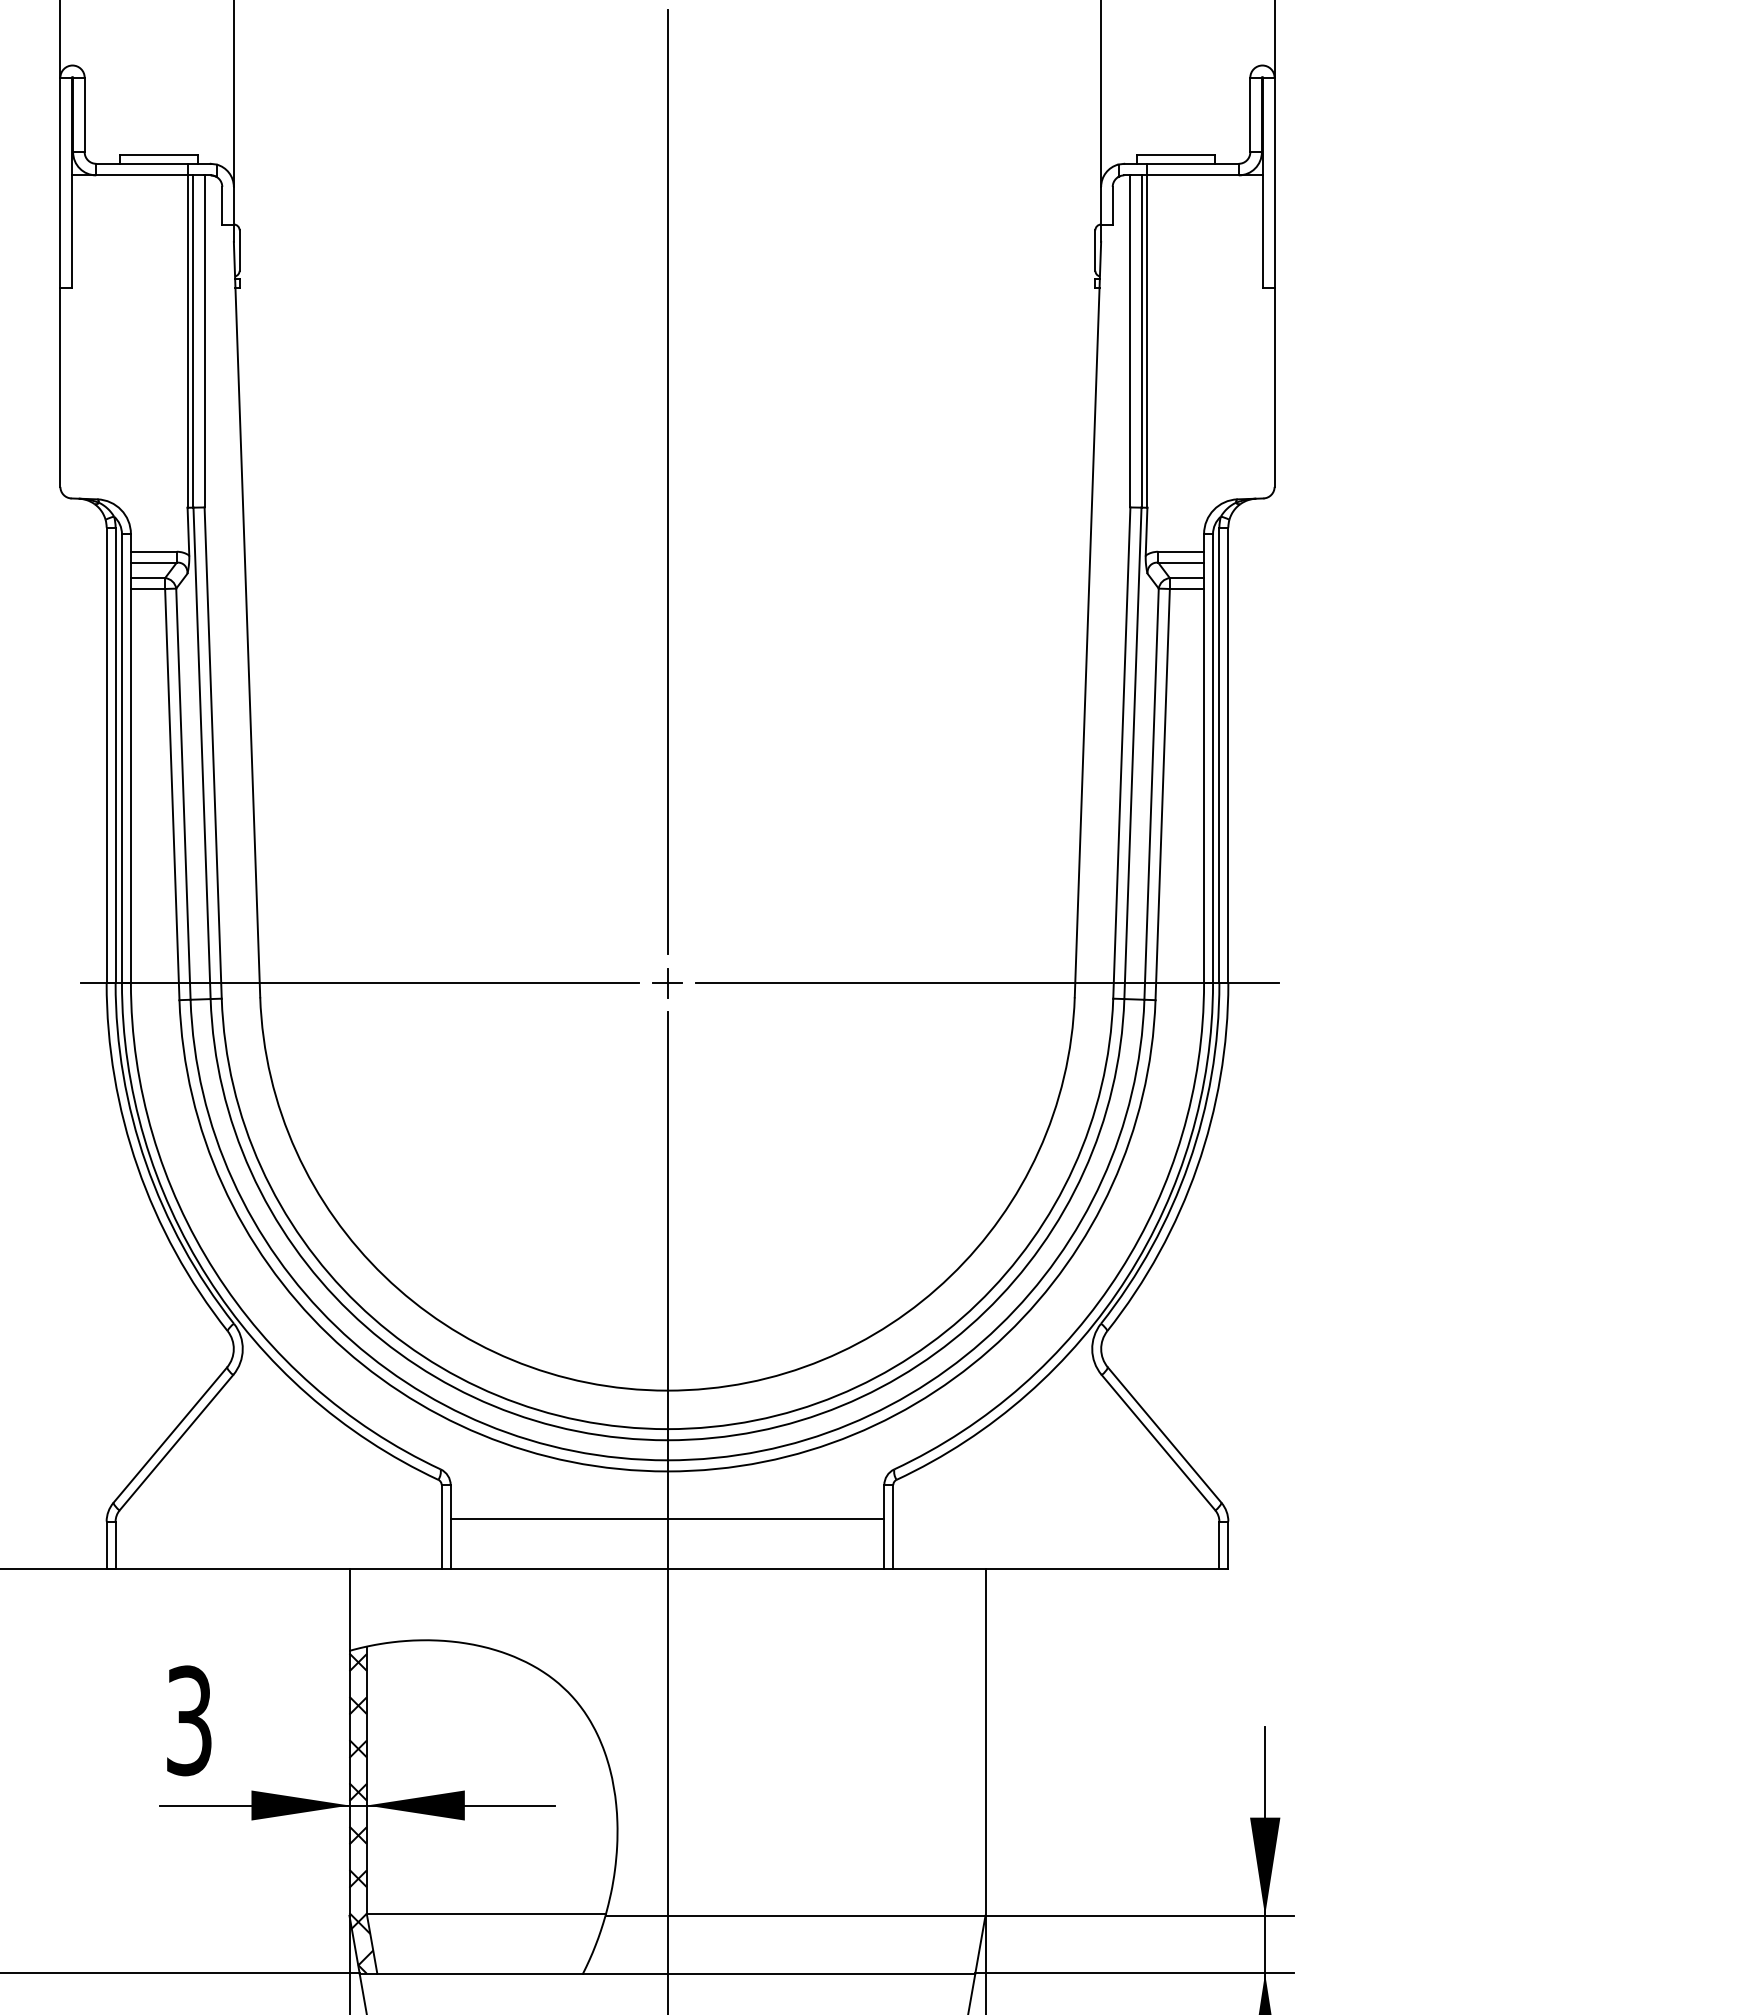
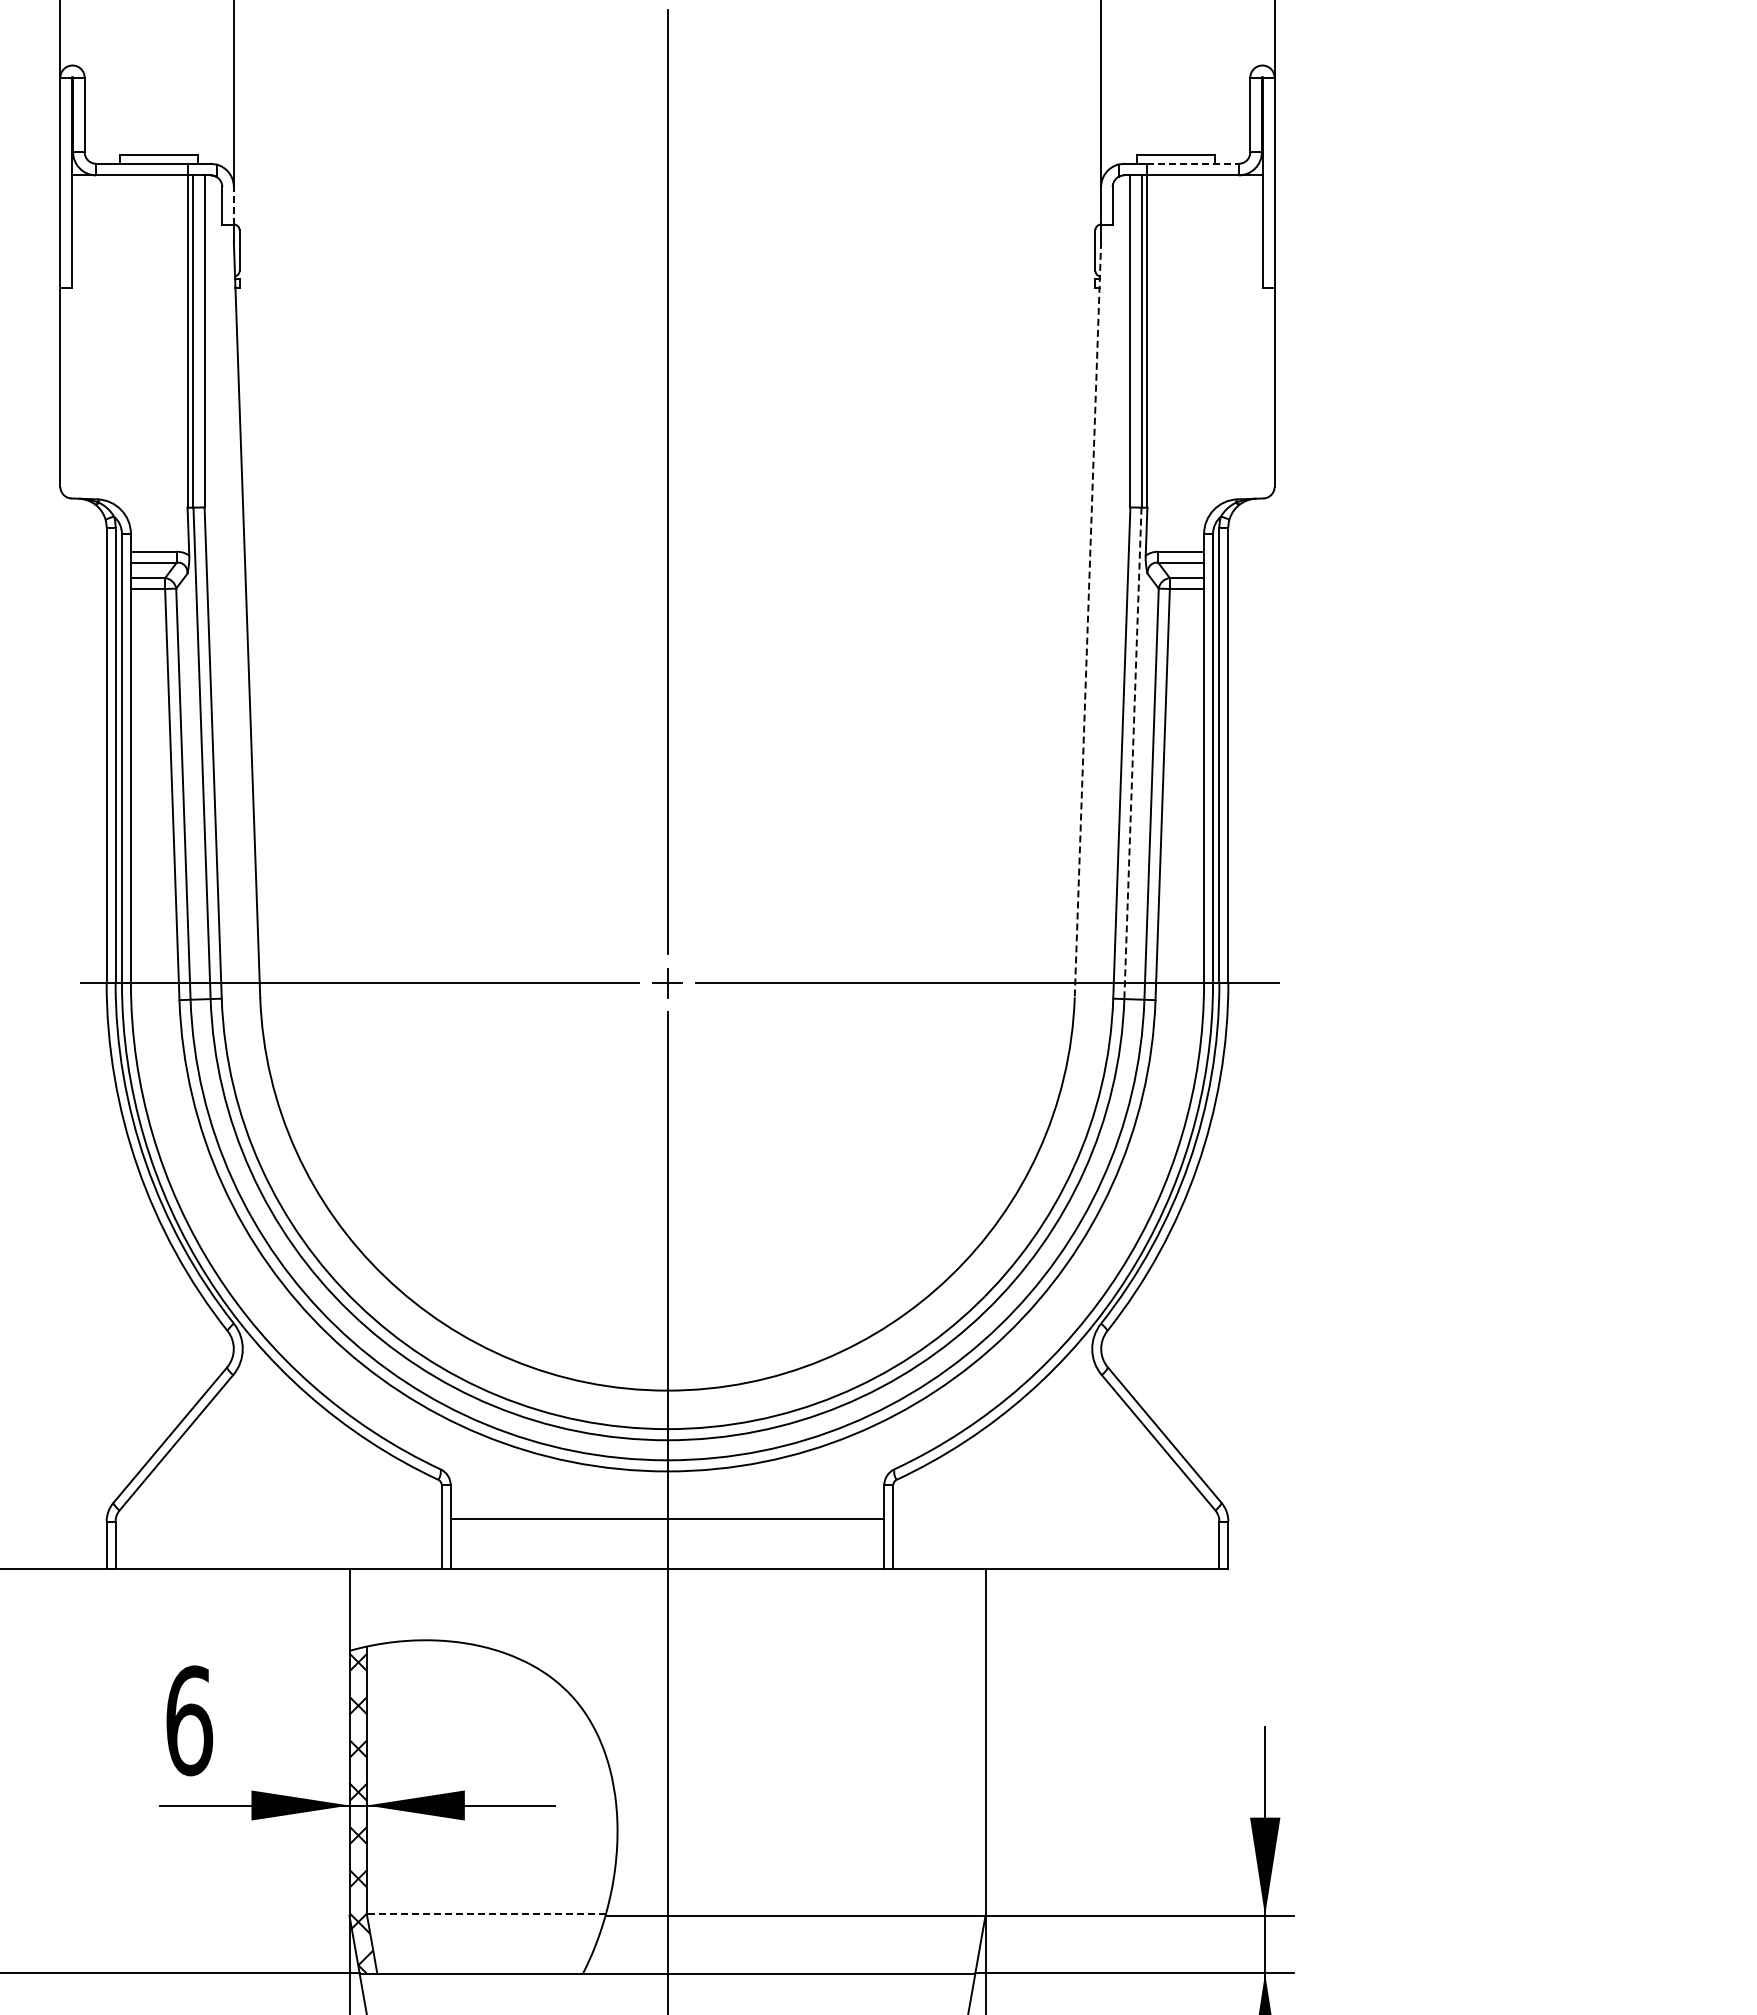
line: solid -> dashed (1193, 163)
line: solid -> dashed (233, 205)
line: solid -> dashed (1087, 619)
line: solid -> dashed (1132, 753)
text: 3 -> 6 (189, 1720)
line: solid -> dashed (485, 1914)
